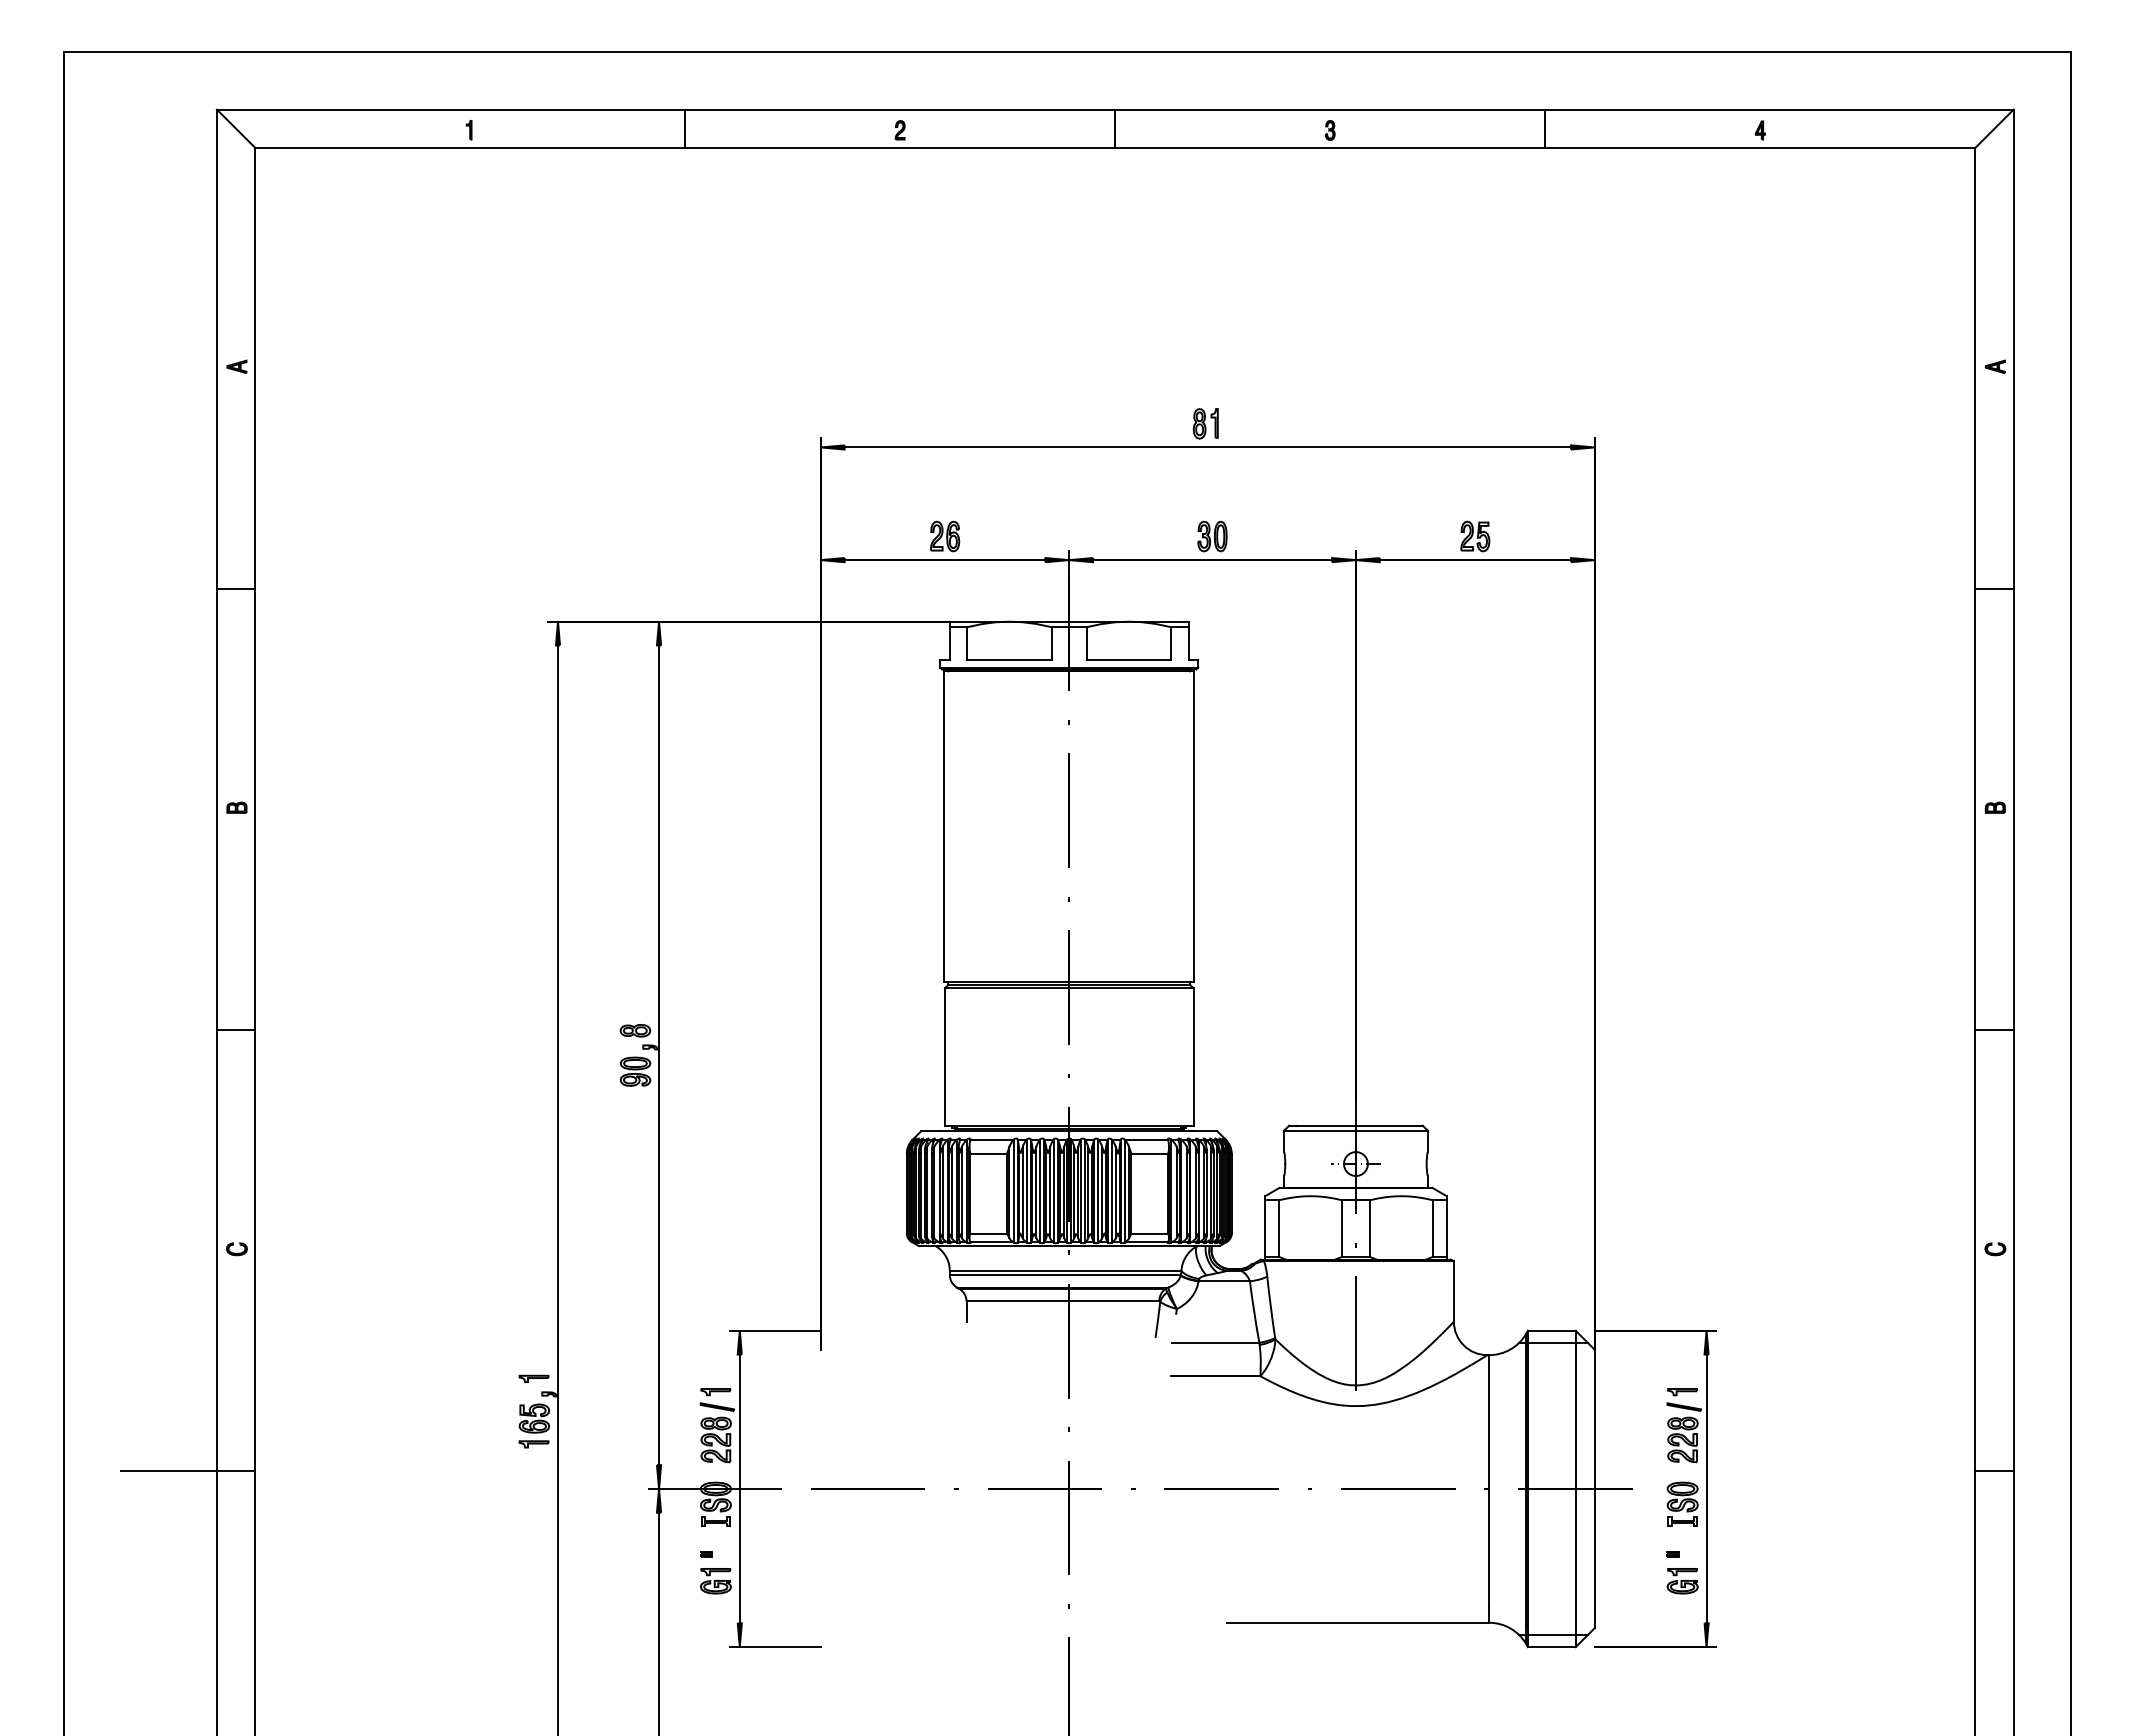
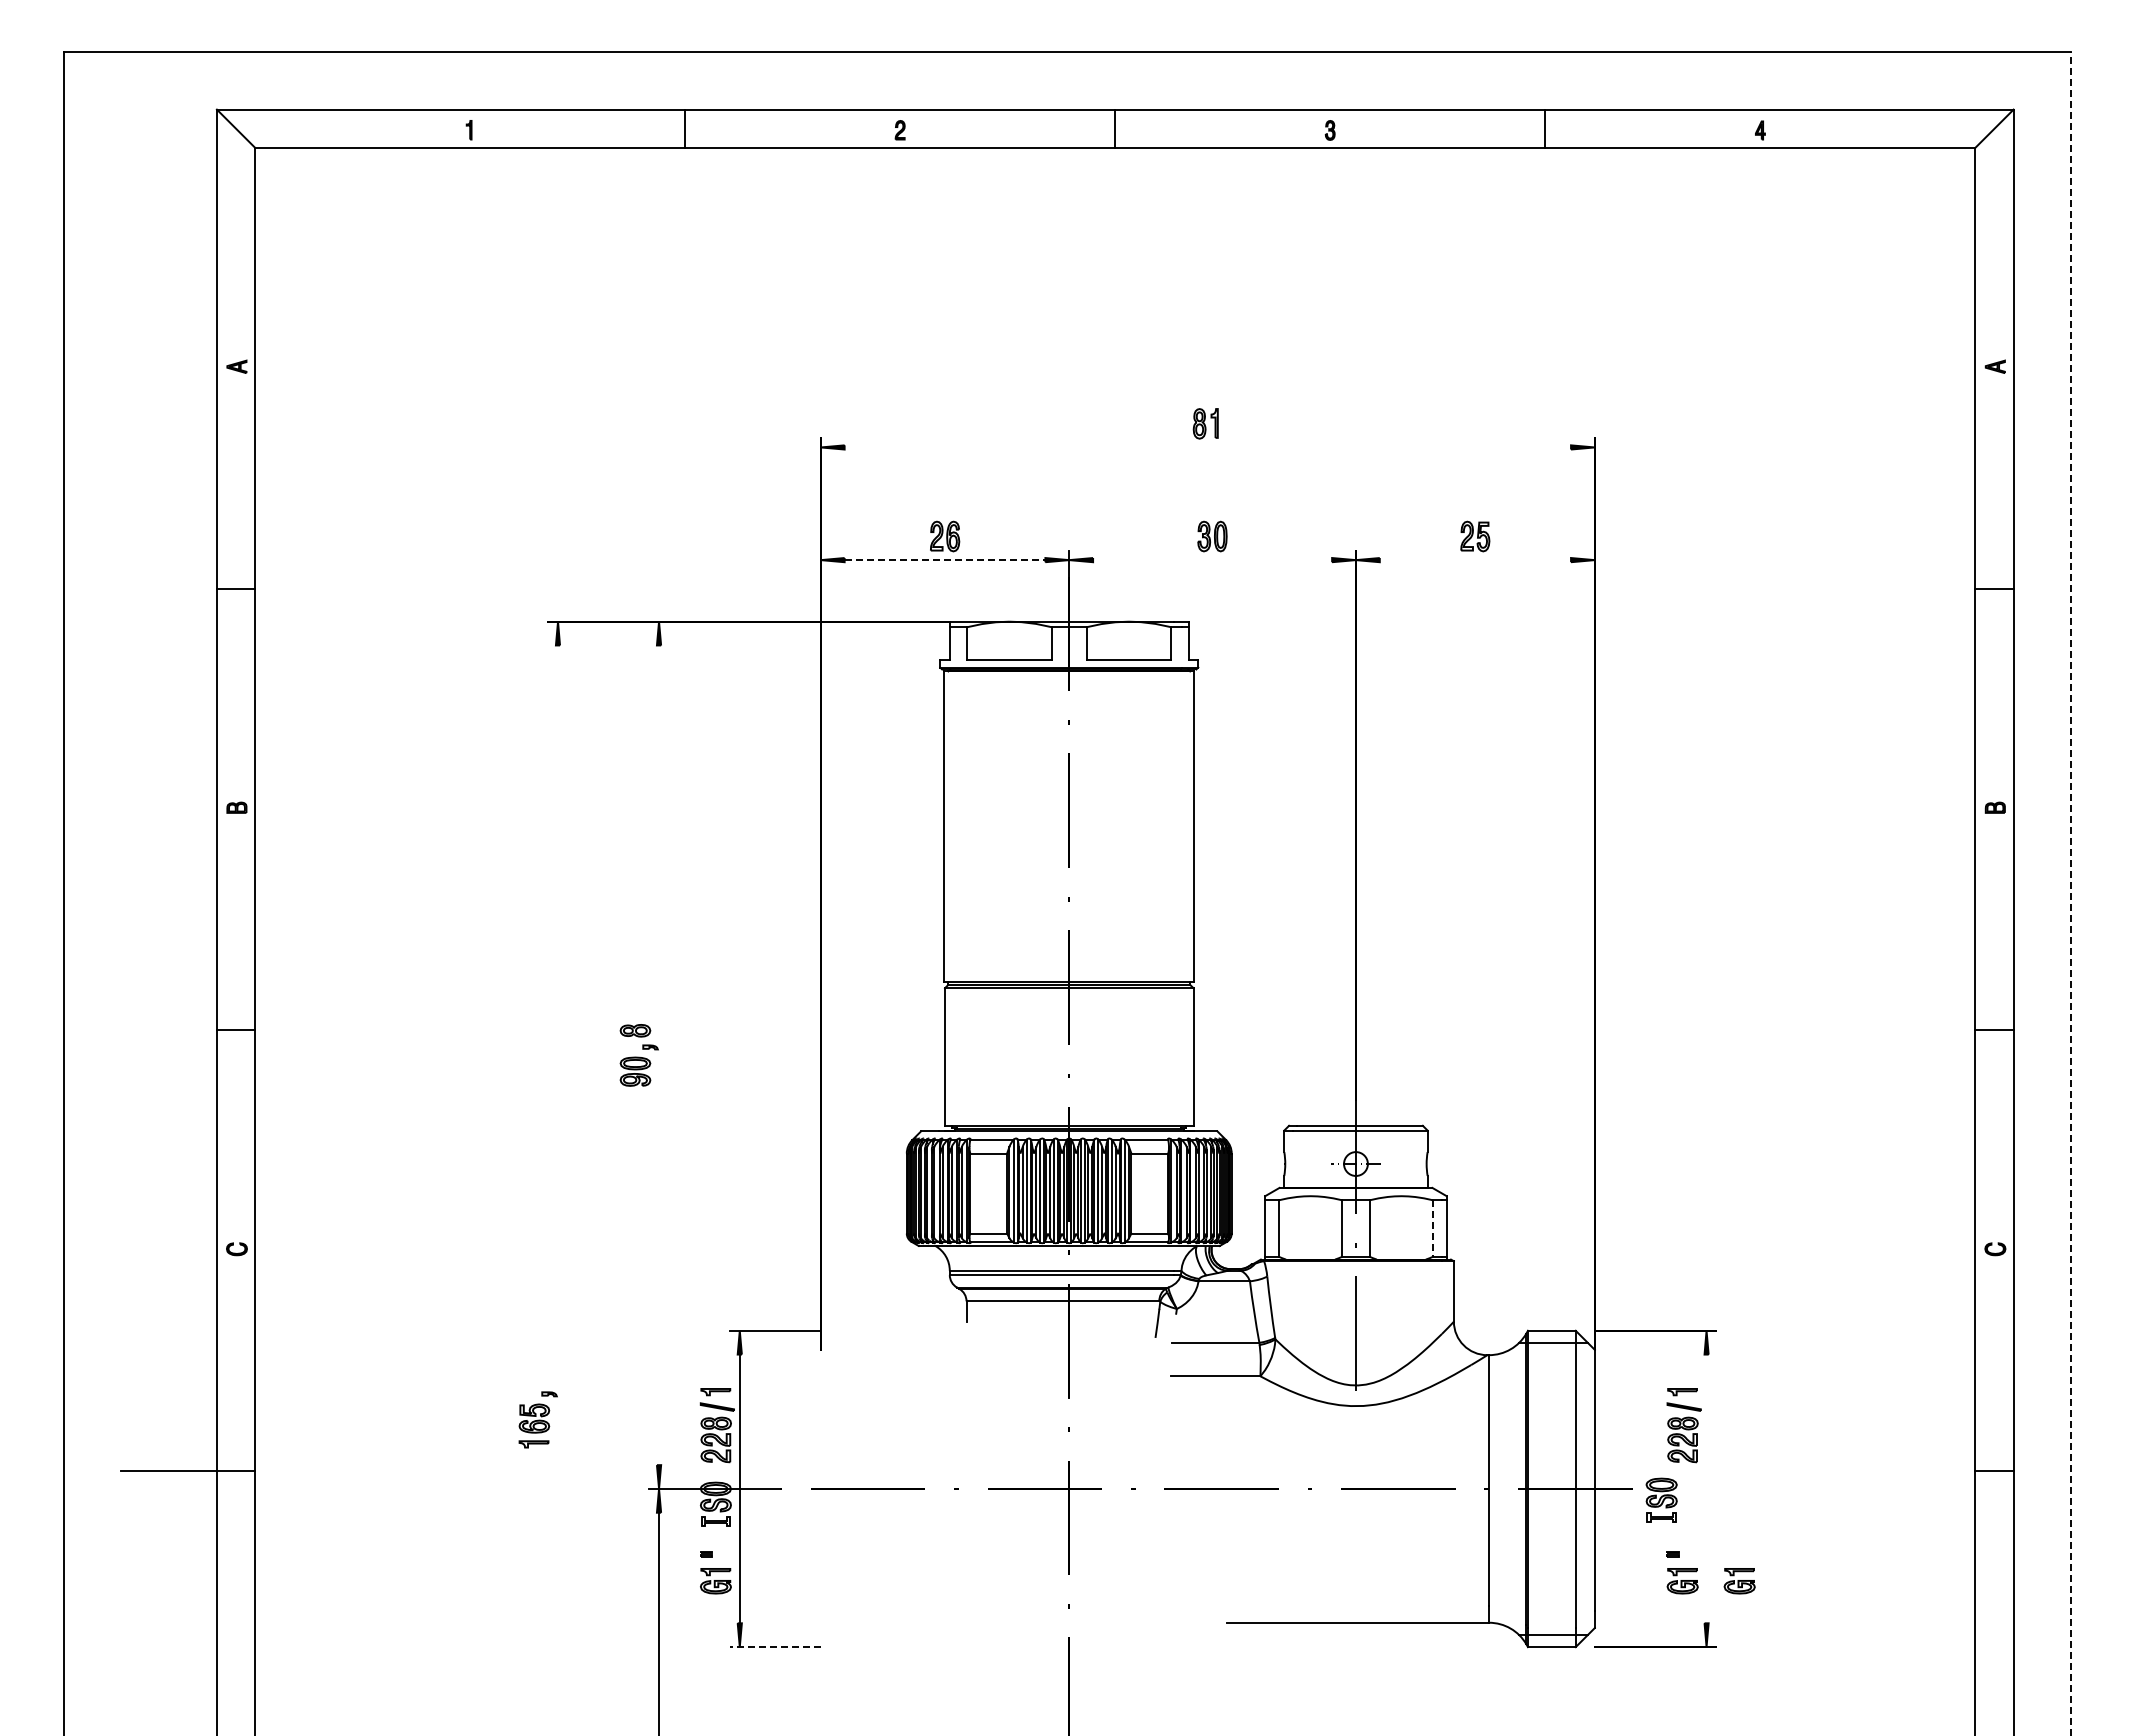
line: present -> none (1207, 447)
line: solid -> dashed (945, 560)
line: present -> none (1212, 560)
line: present -> none (1475, 560)
line: solid -> dashed (2070, 894)
line: present -> none (659, 1055)
line: present -> none (558, 1188)
line: solid -> dashed (1433, 1229)
part: present -> none (533, 1378)
line: present -> none (1706, 1488)
part position: (1682, 1503) -> (1661, 1499) (1661, 1499)
part: none -> present (1739, 1581)
line: solid -> dashed (774, 1647)
